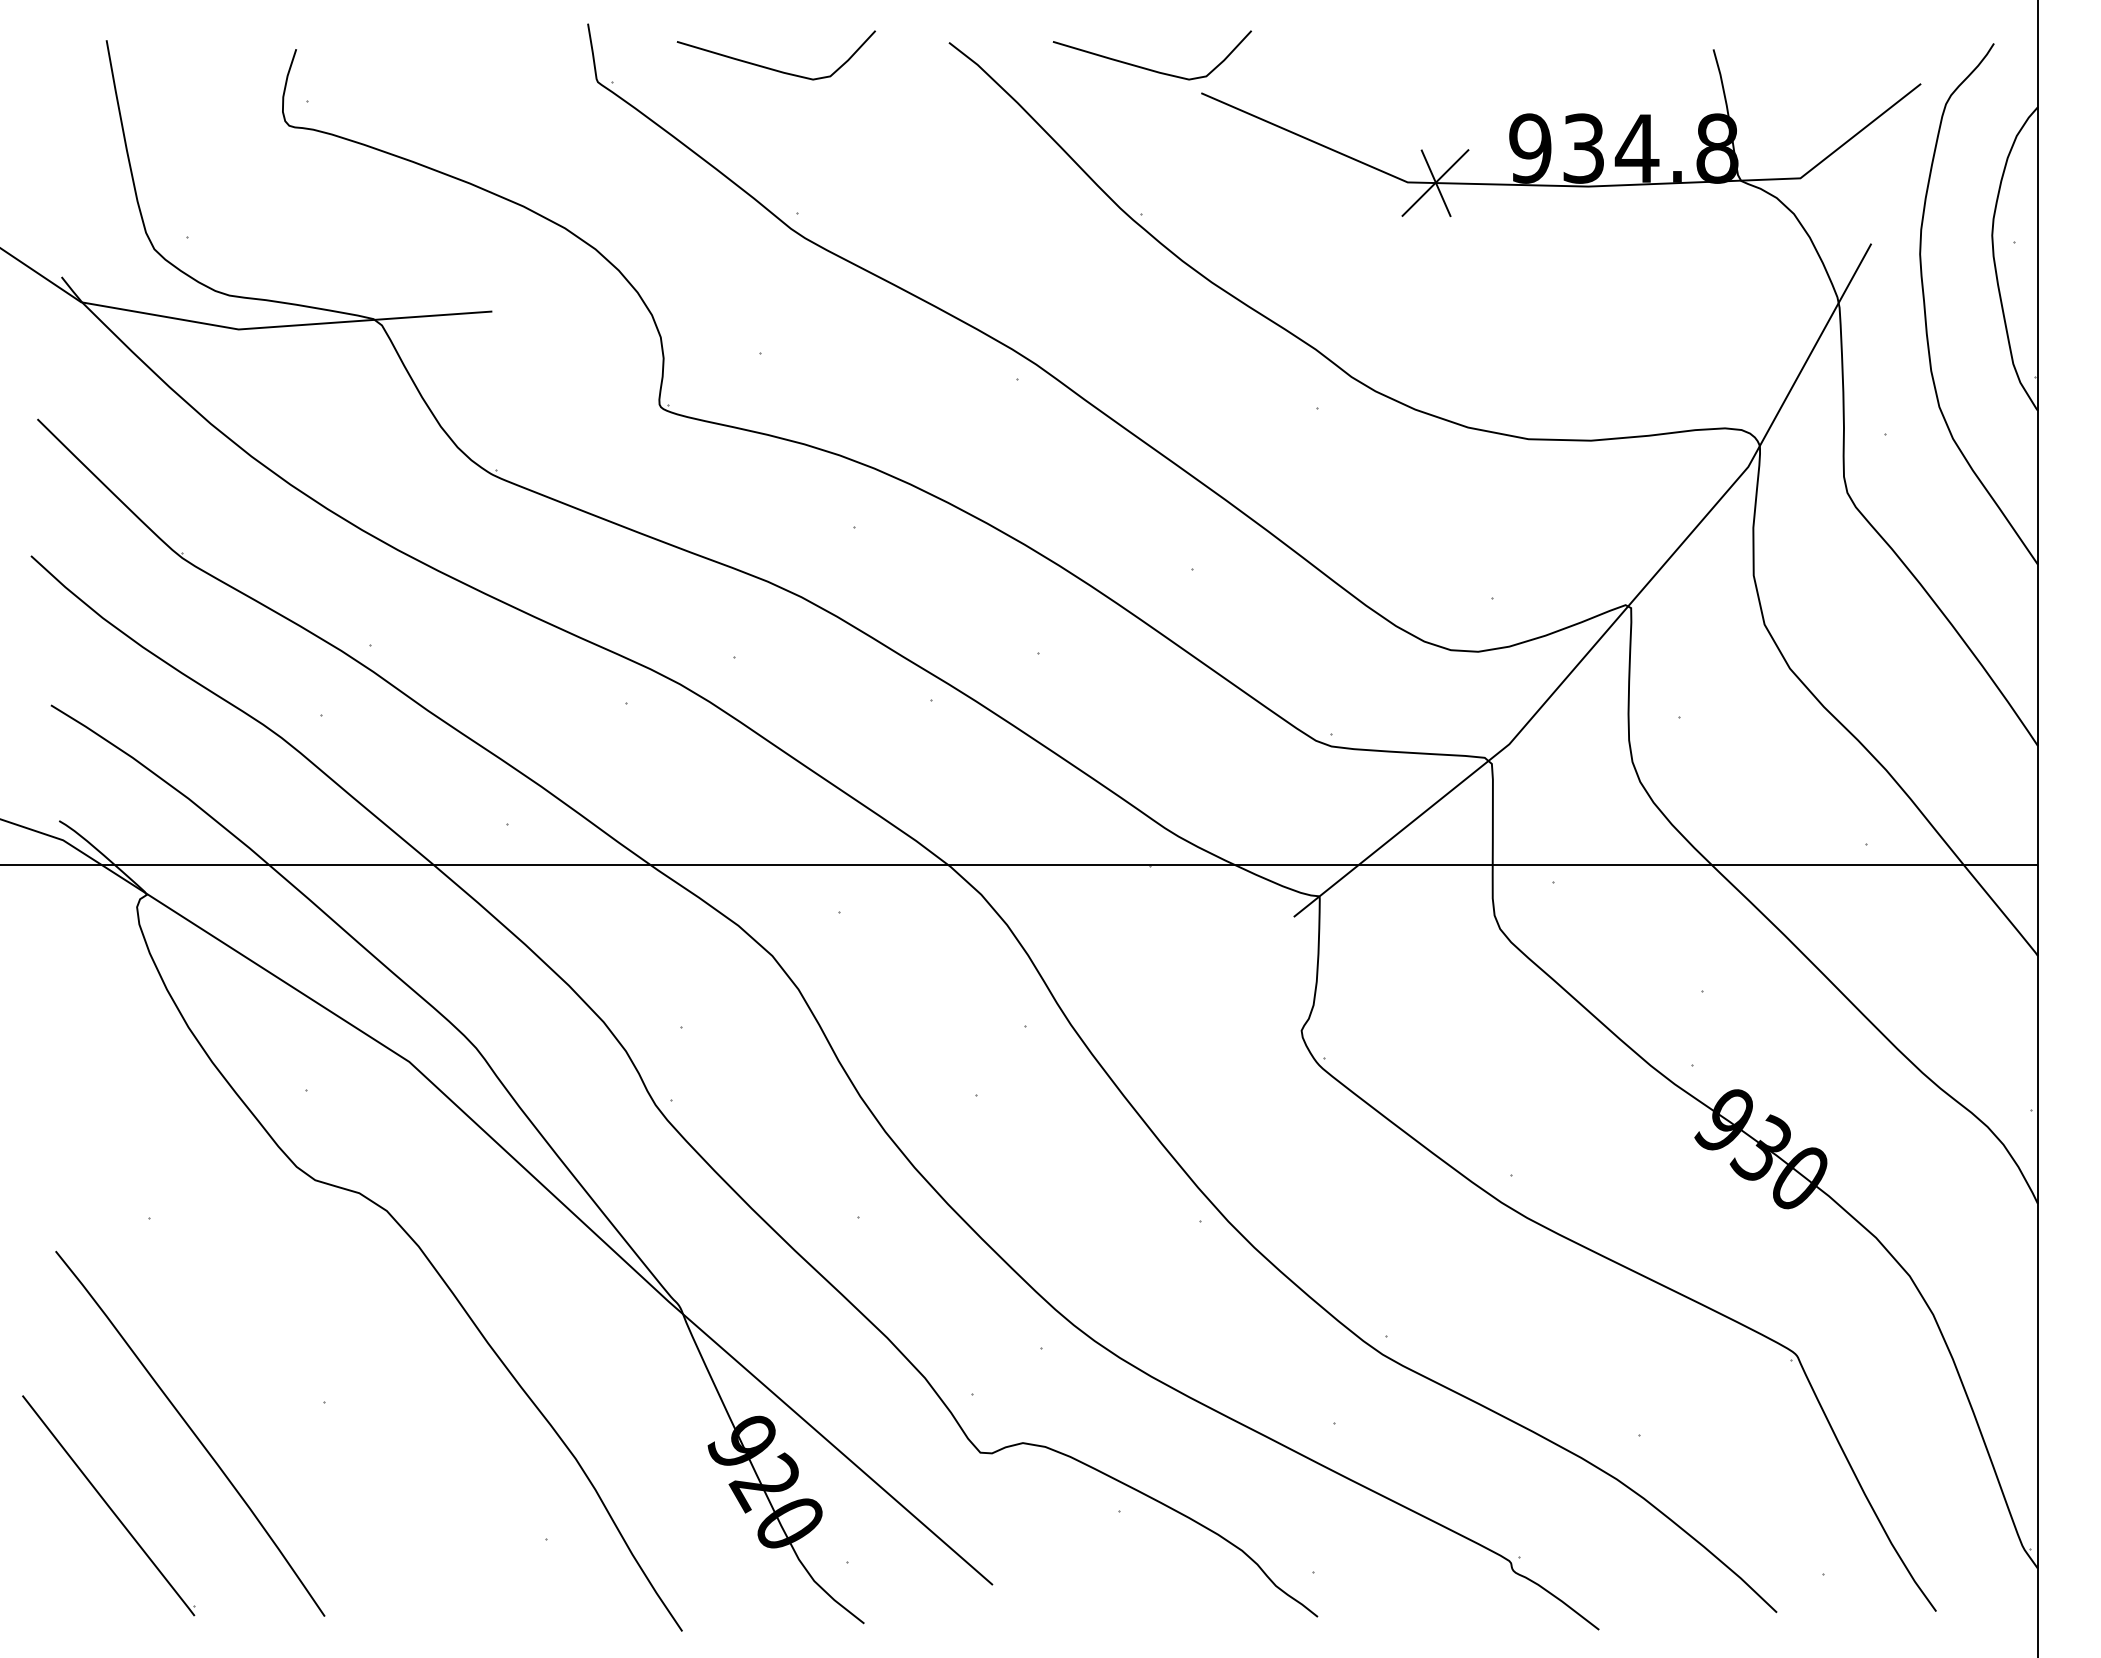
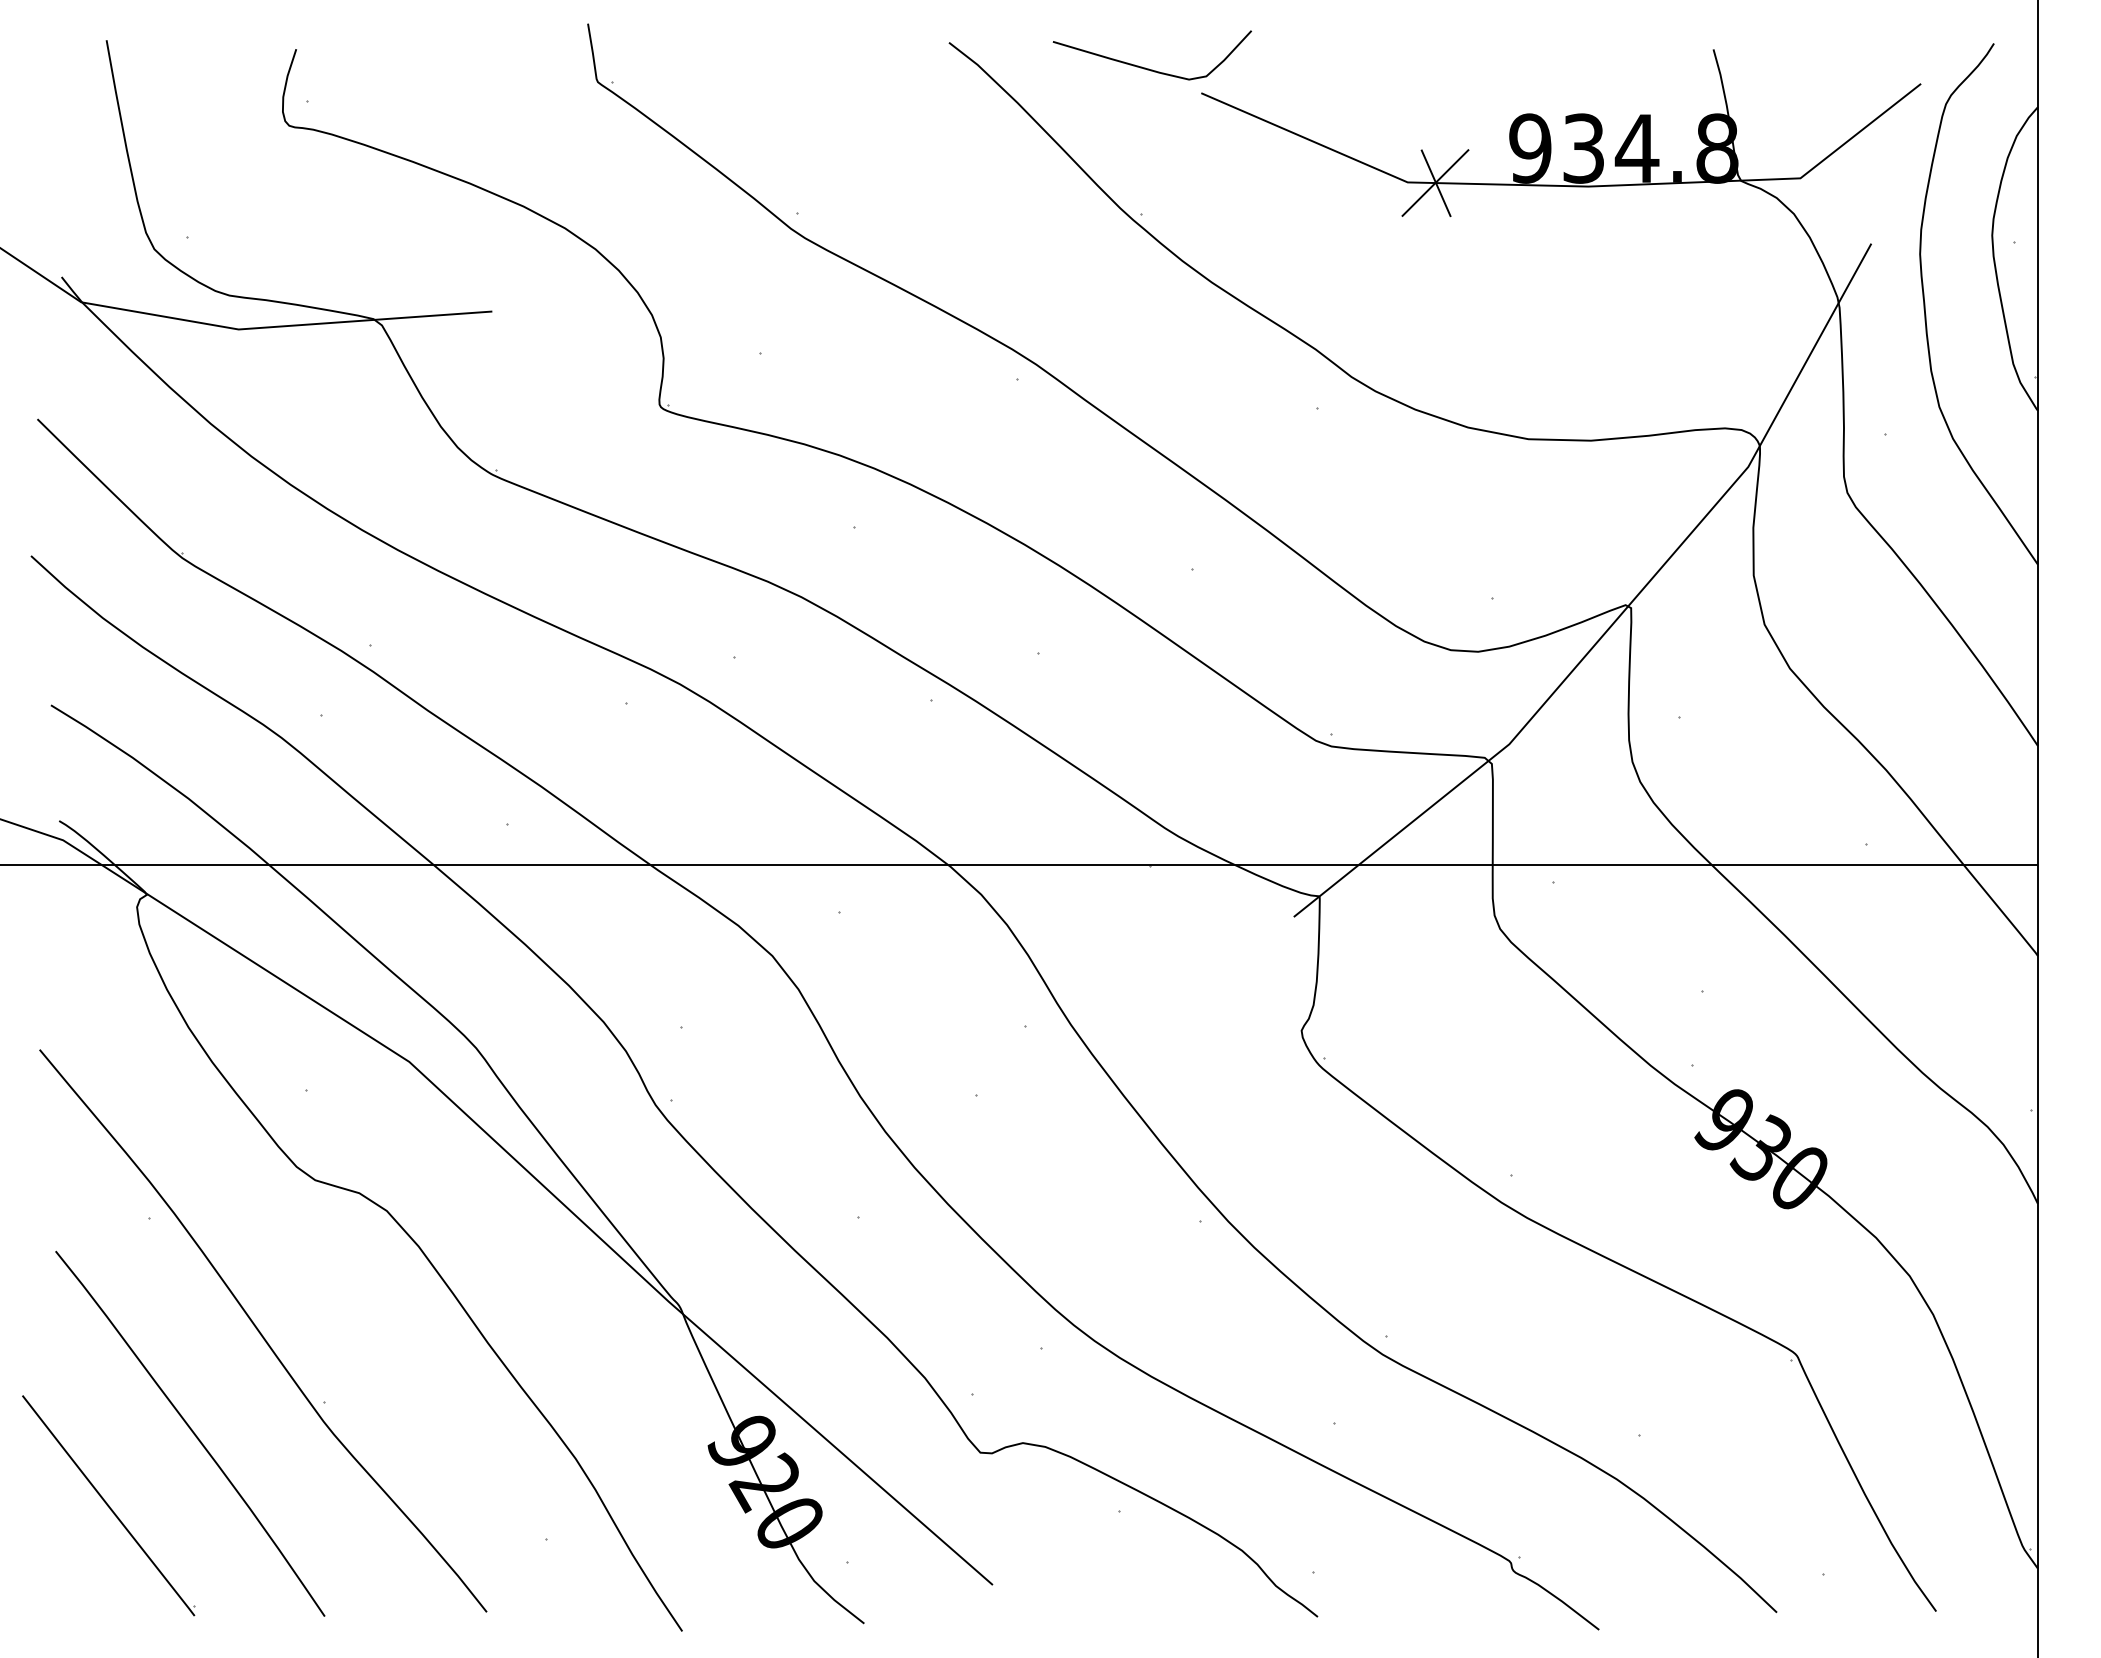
curve: present -> none (773, 68)
curve: none -> present (260, 1331)
